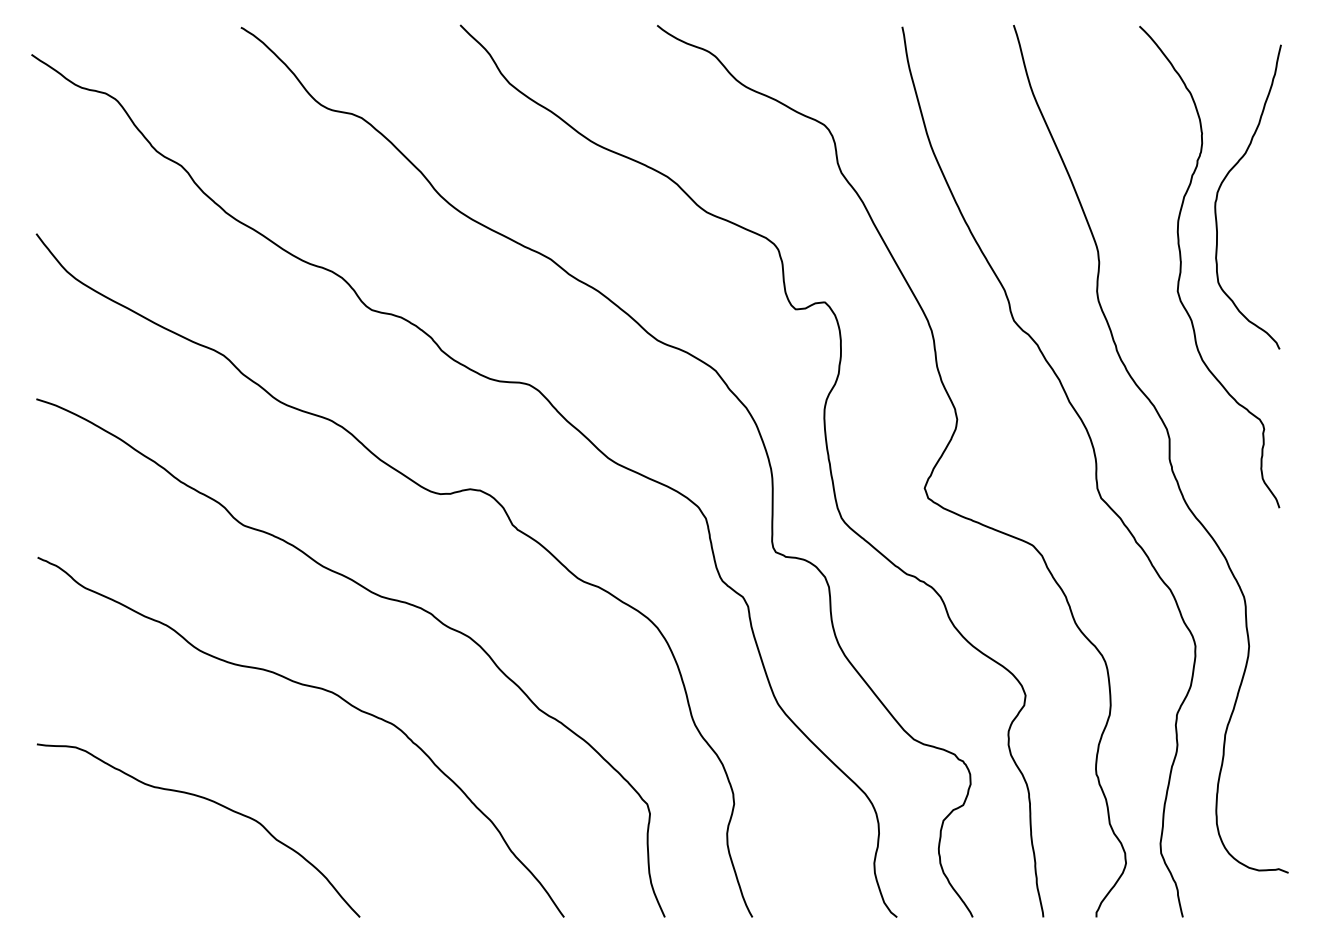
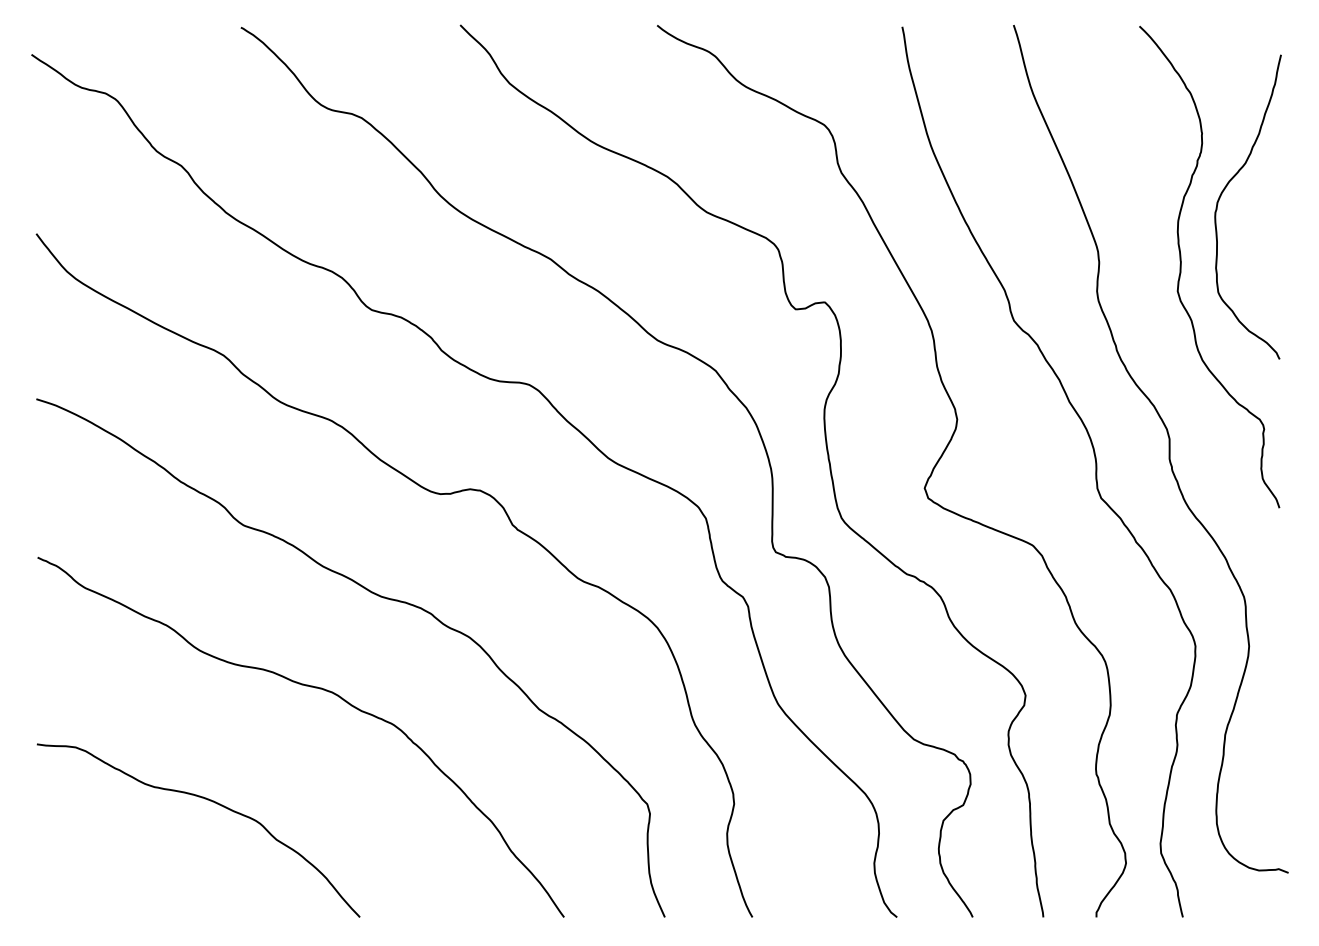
curve position: (1222, 184) -> (1222, 194) (1222, 194)
